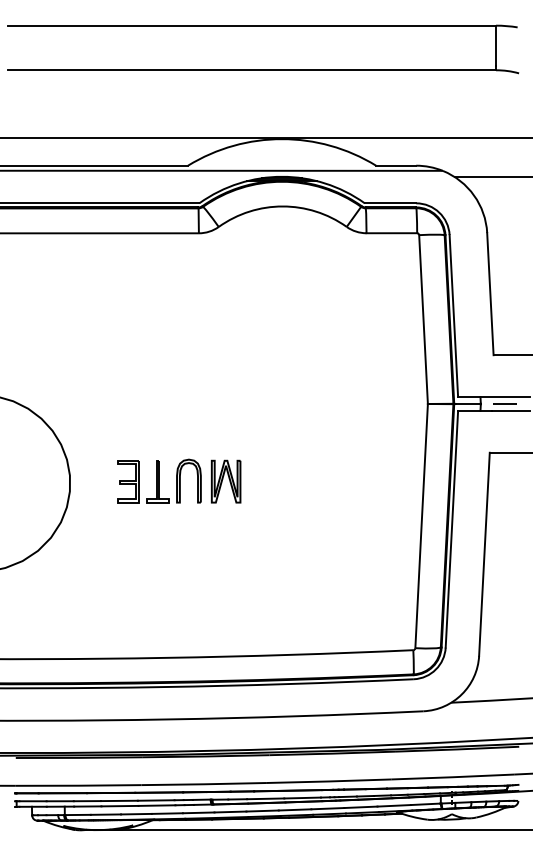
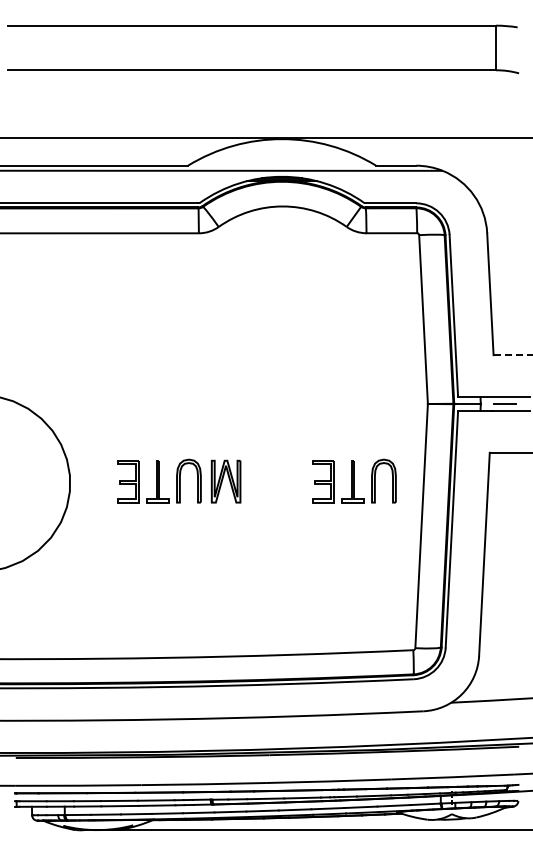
line: present -> none (492, 177)
line: solid -> dashed (513, 355)
part: none -> present (354, 480)
